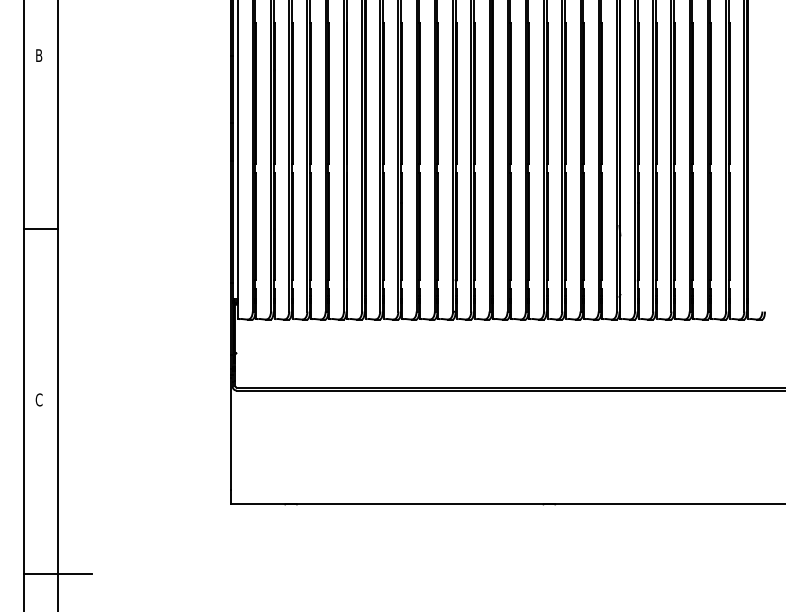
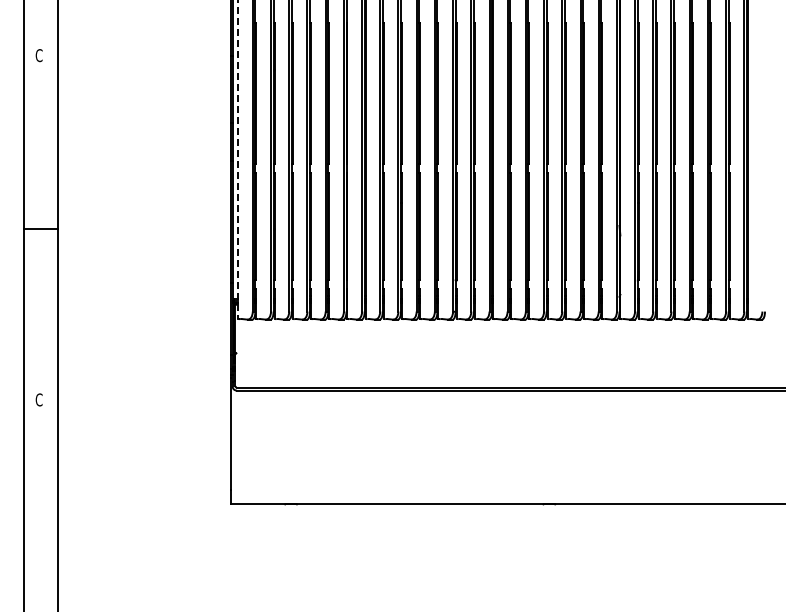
text: B -> C (38, 55)
line: solid -> dashed (238, 160)
line: present -> none (57, 573)
